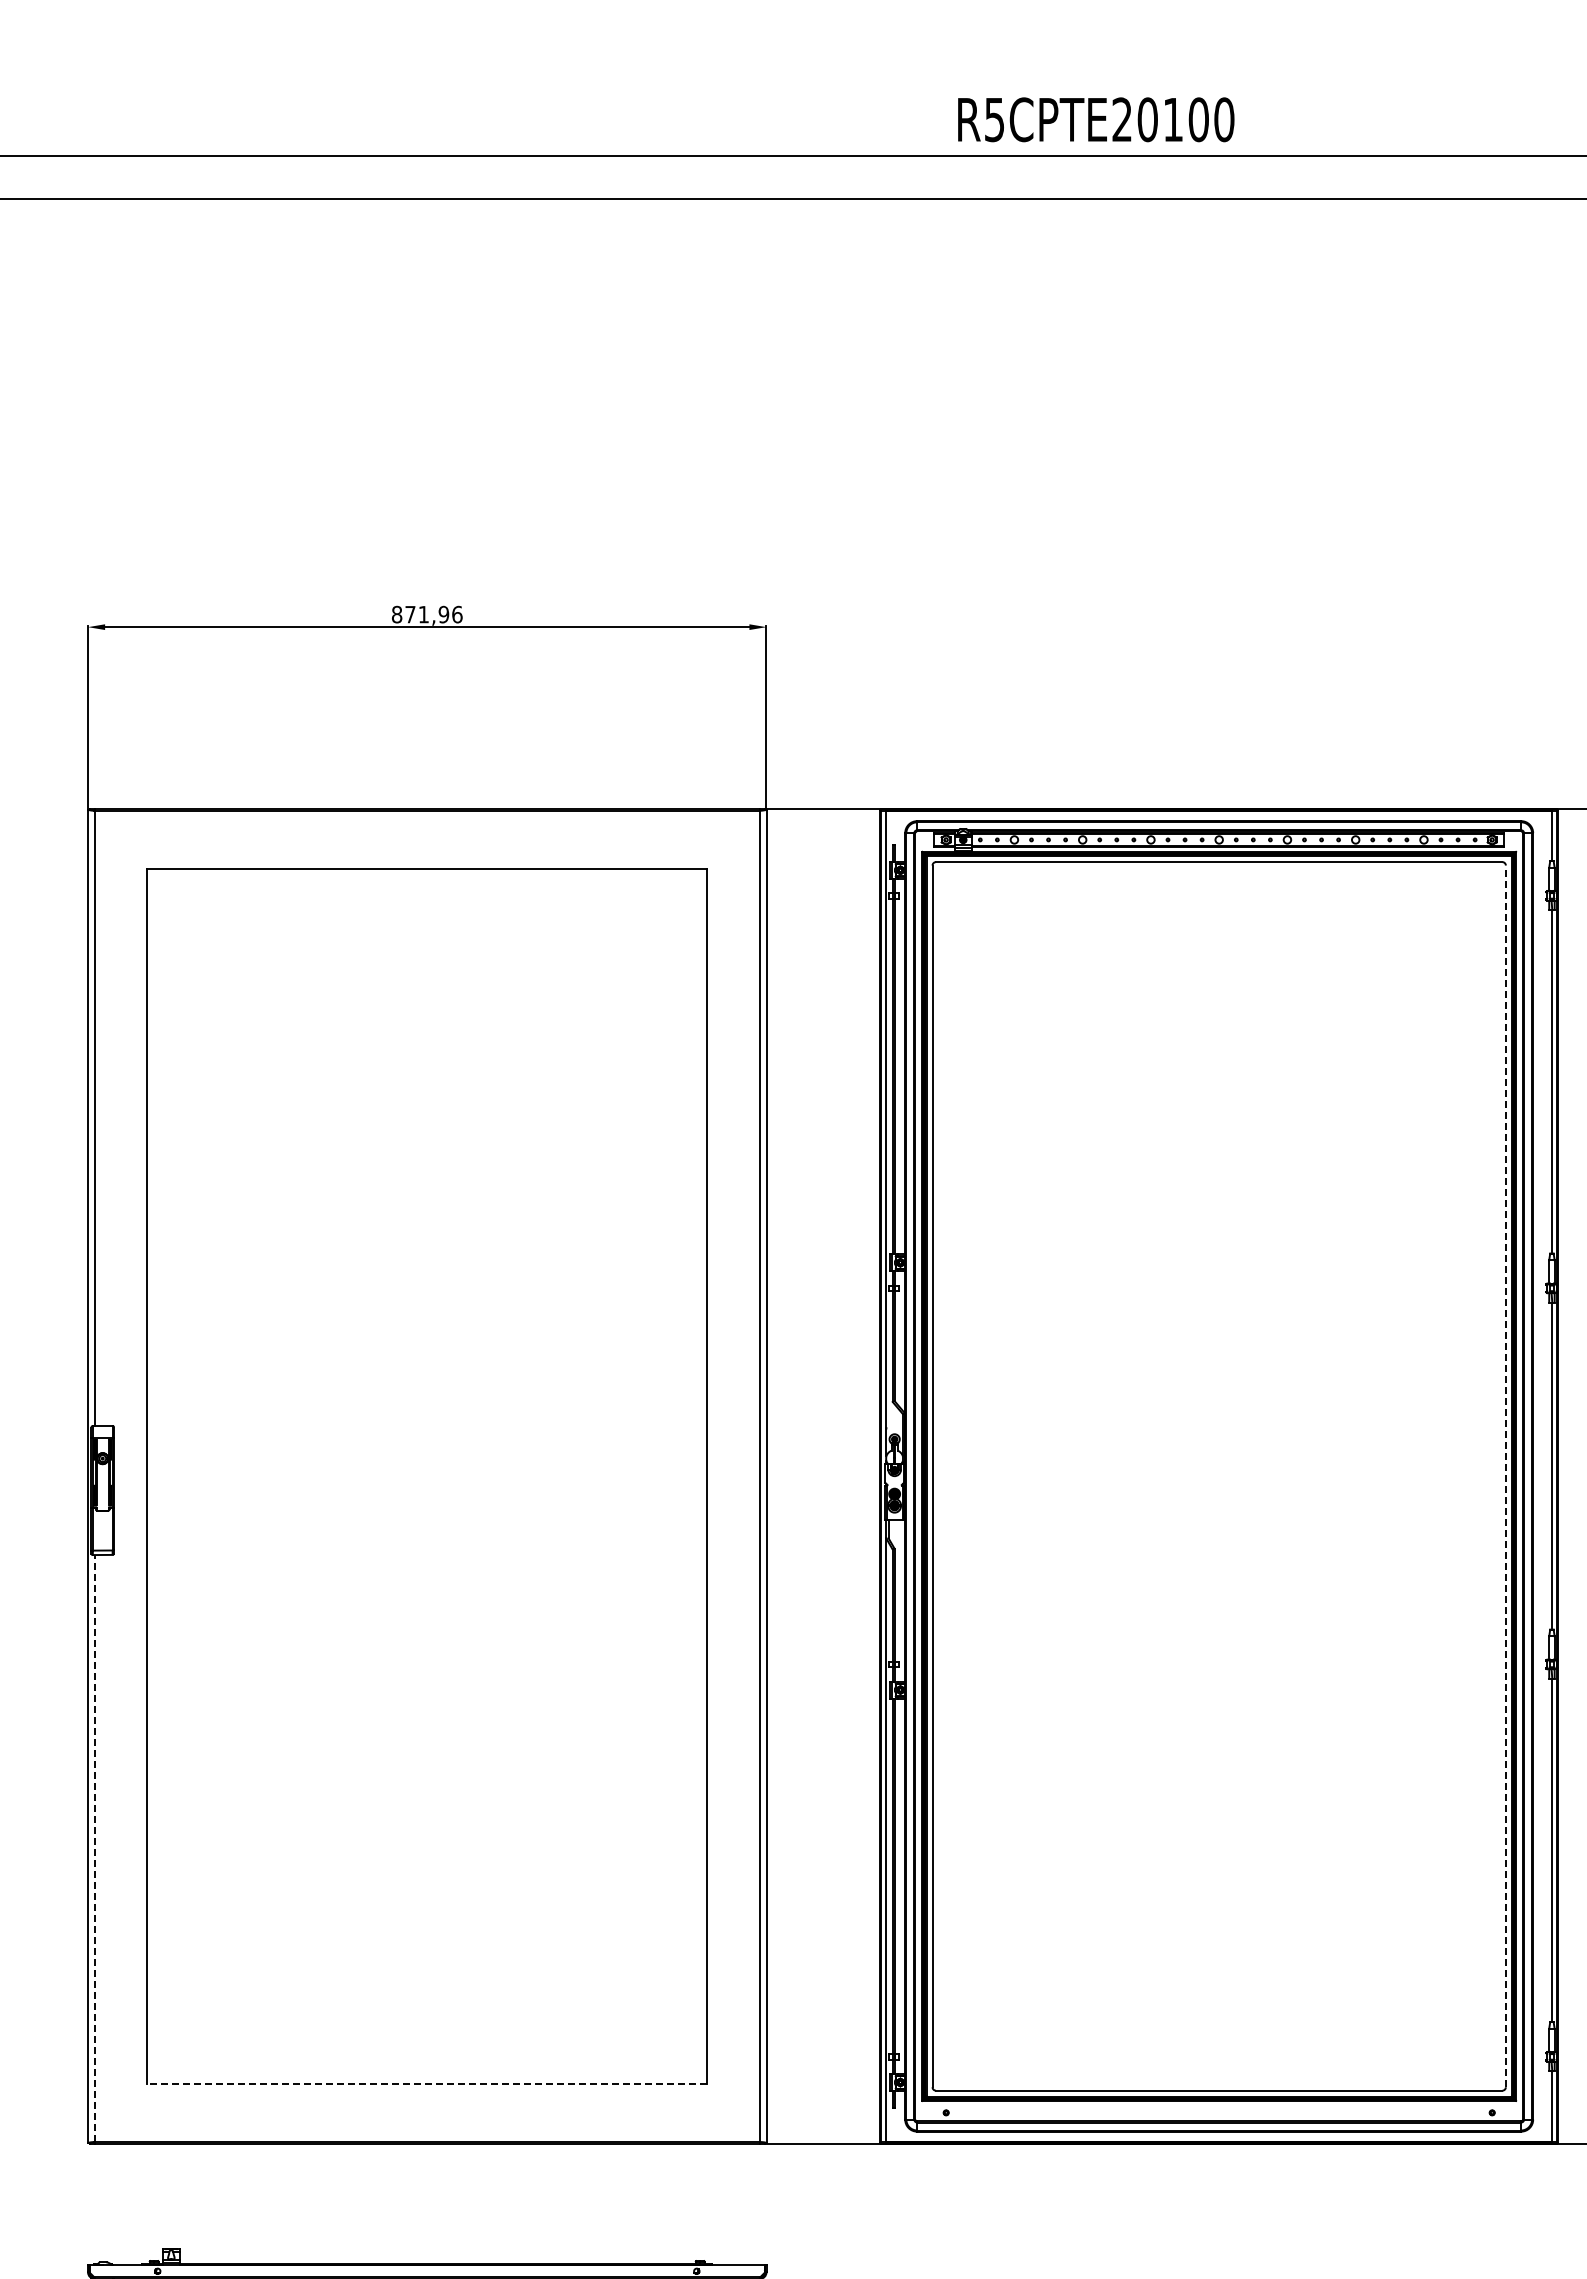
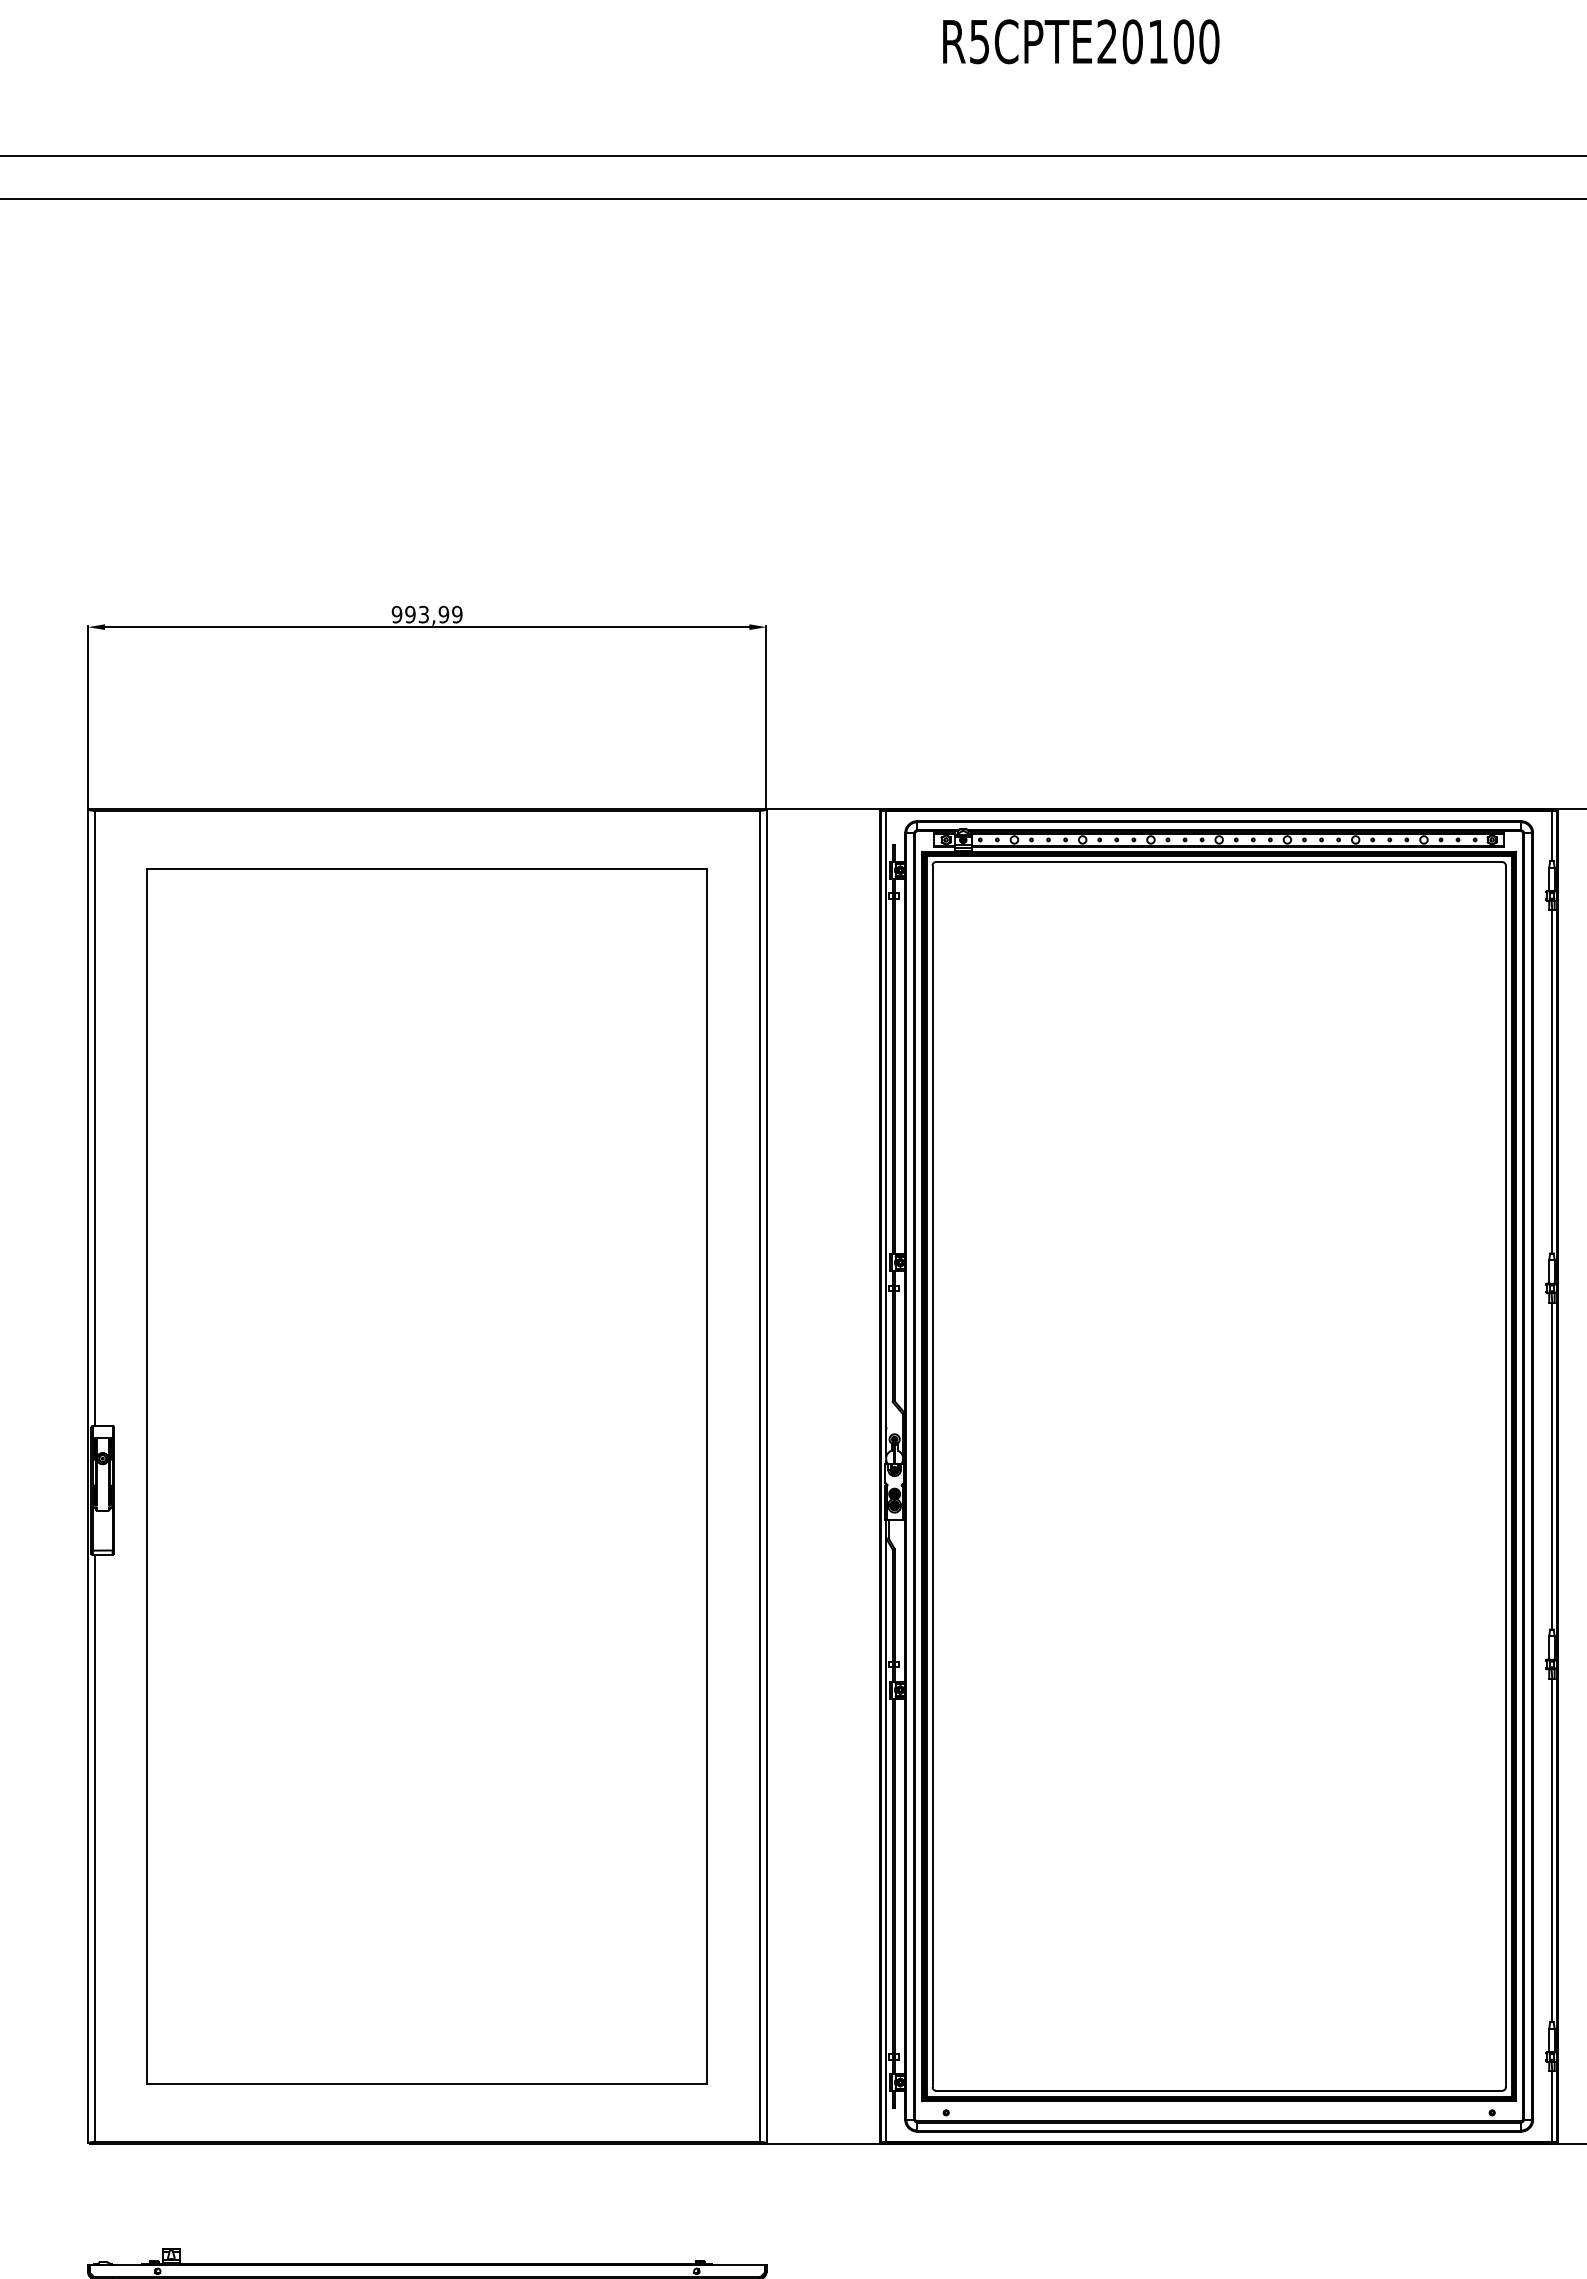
text position: (1096, 119) -> (1081, 41) (1081, 41)
text: 871,96 -> 993,99 (426, 614)
line: dashed -> solid (1505, 1476)
line: dashed -> solid (94, 1848)
line: dashed -> solid (427, 2084)
